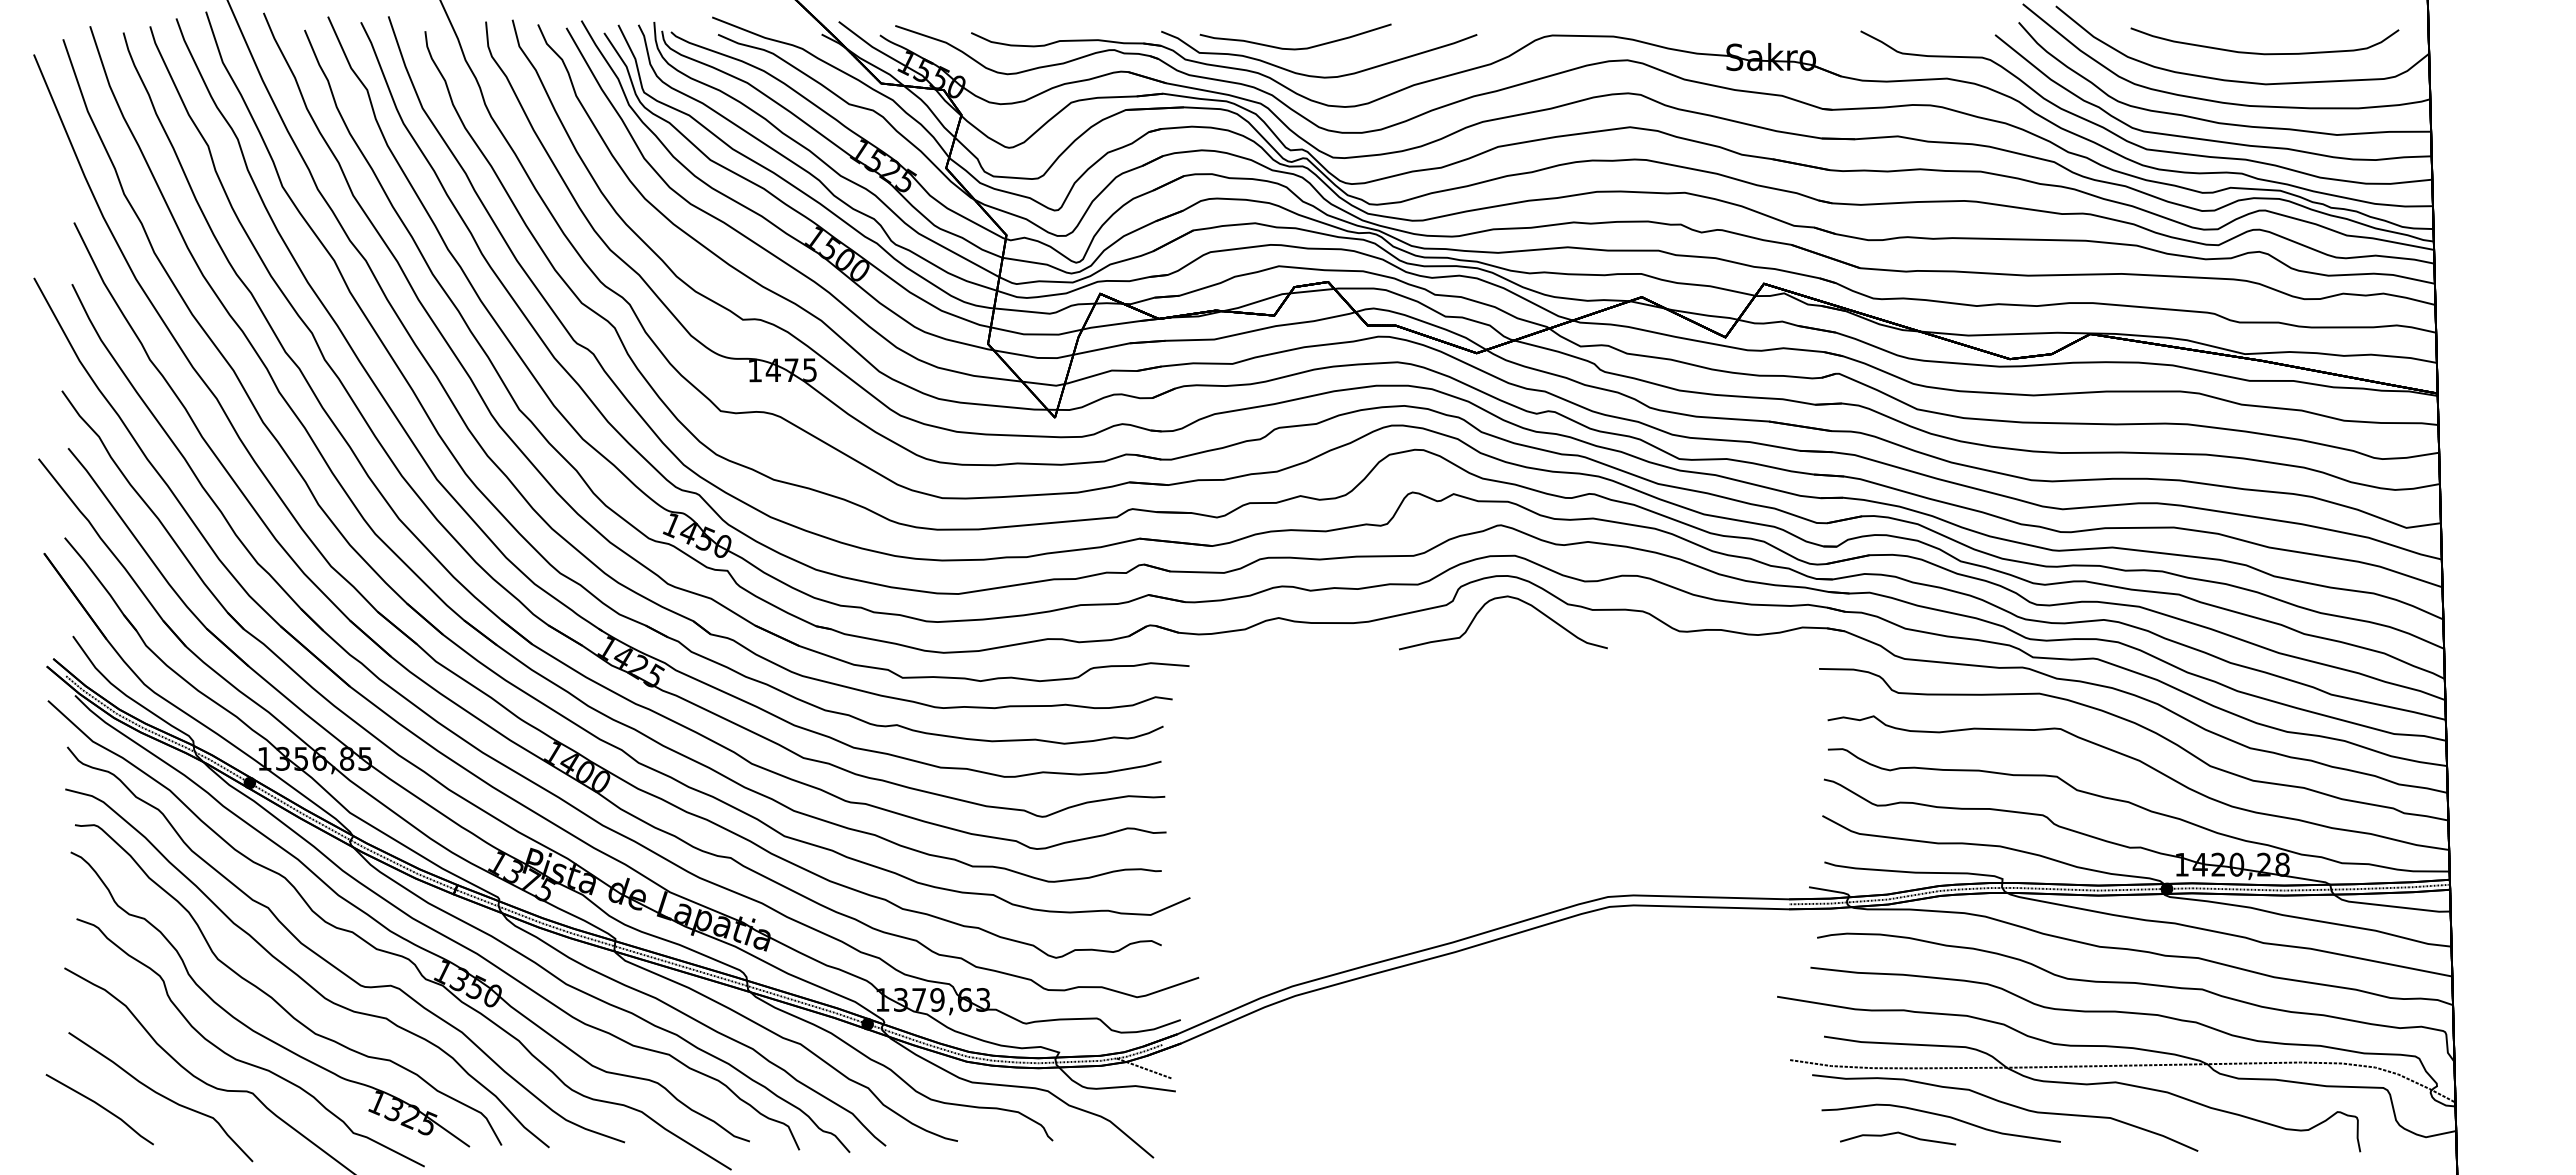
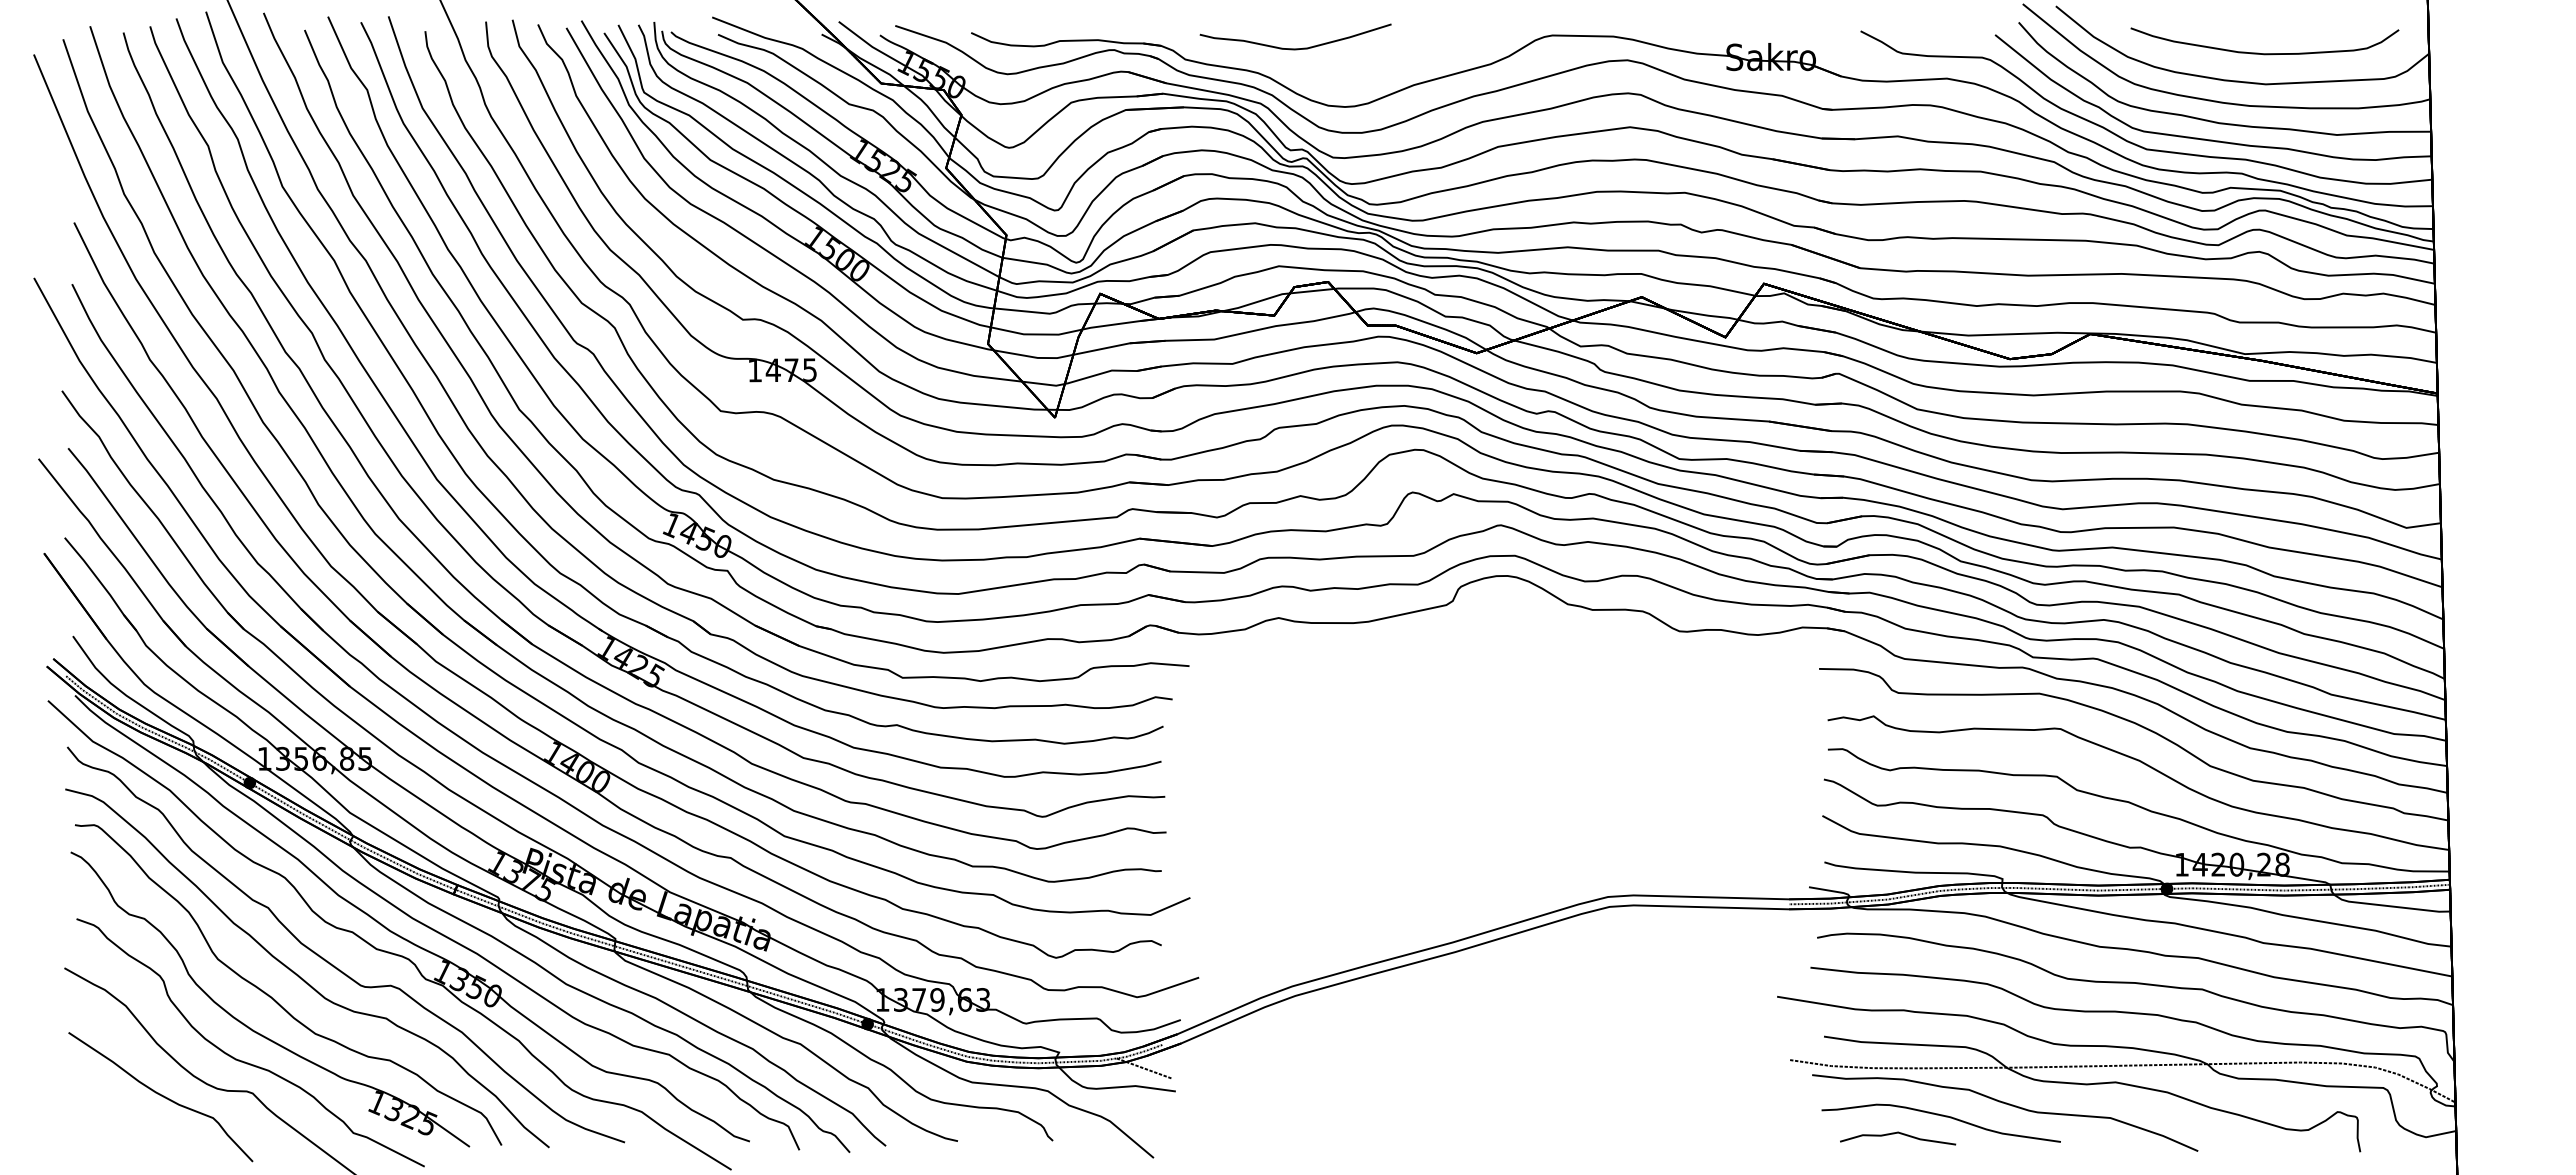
part: present -> none (1316, 75)
part: present -> none (1502, 598)
part: present -> none (99, 1109)
